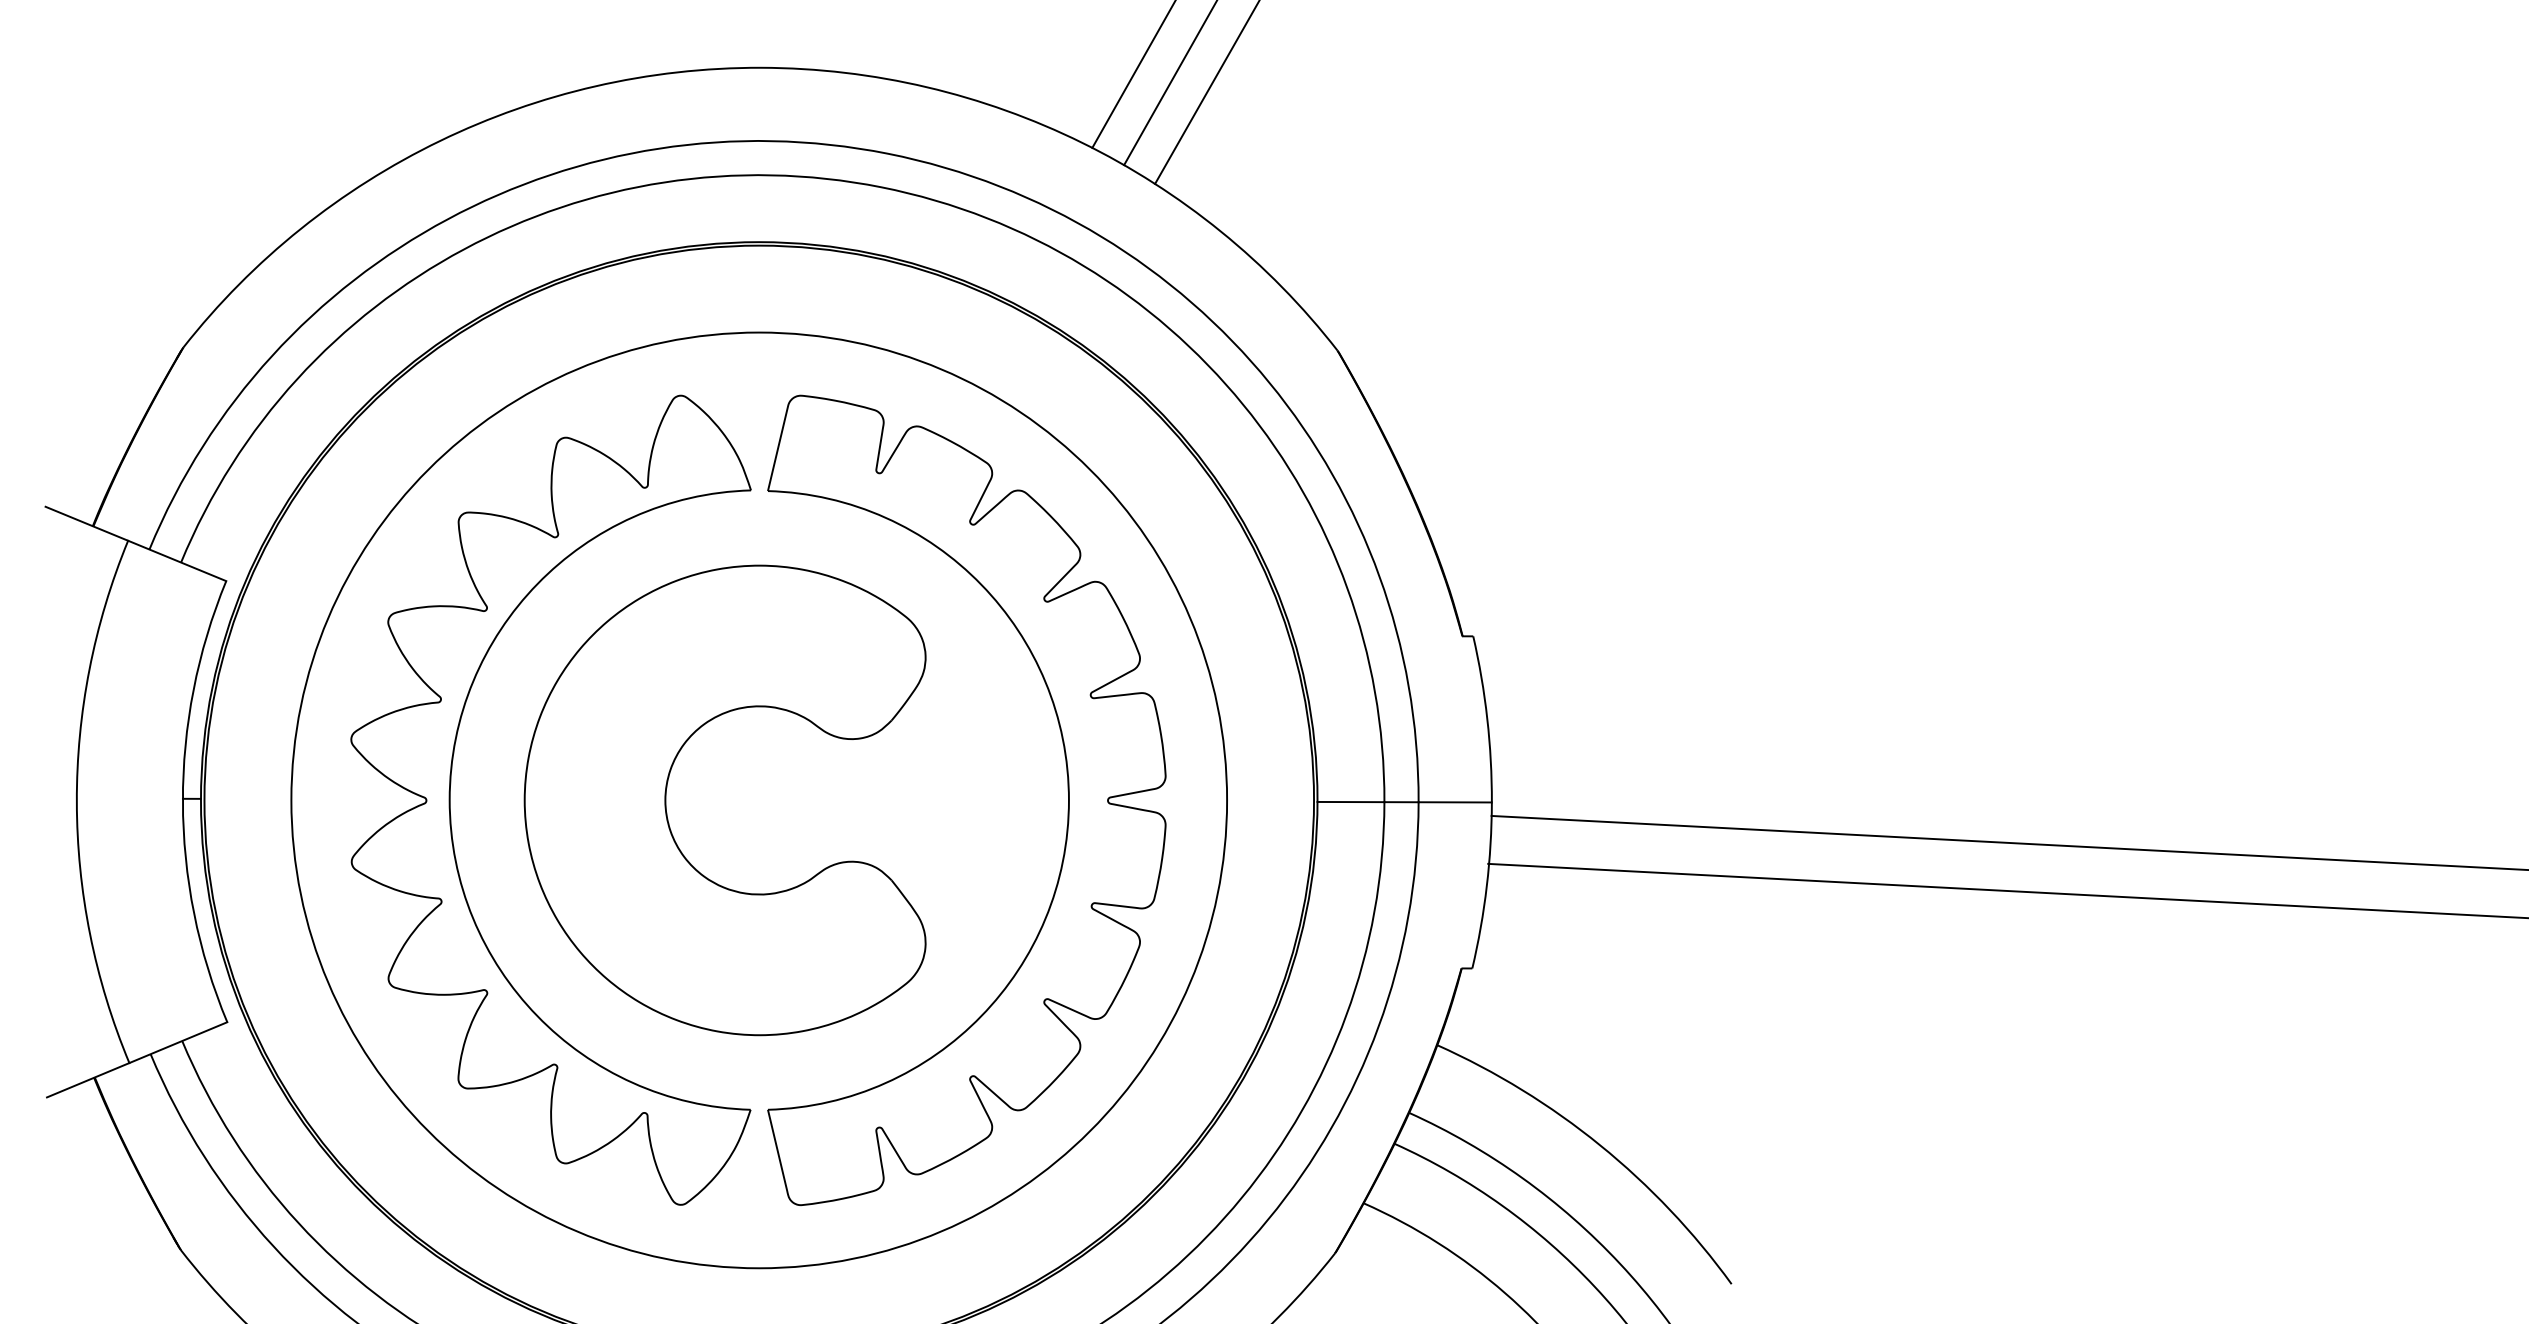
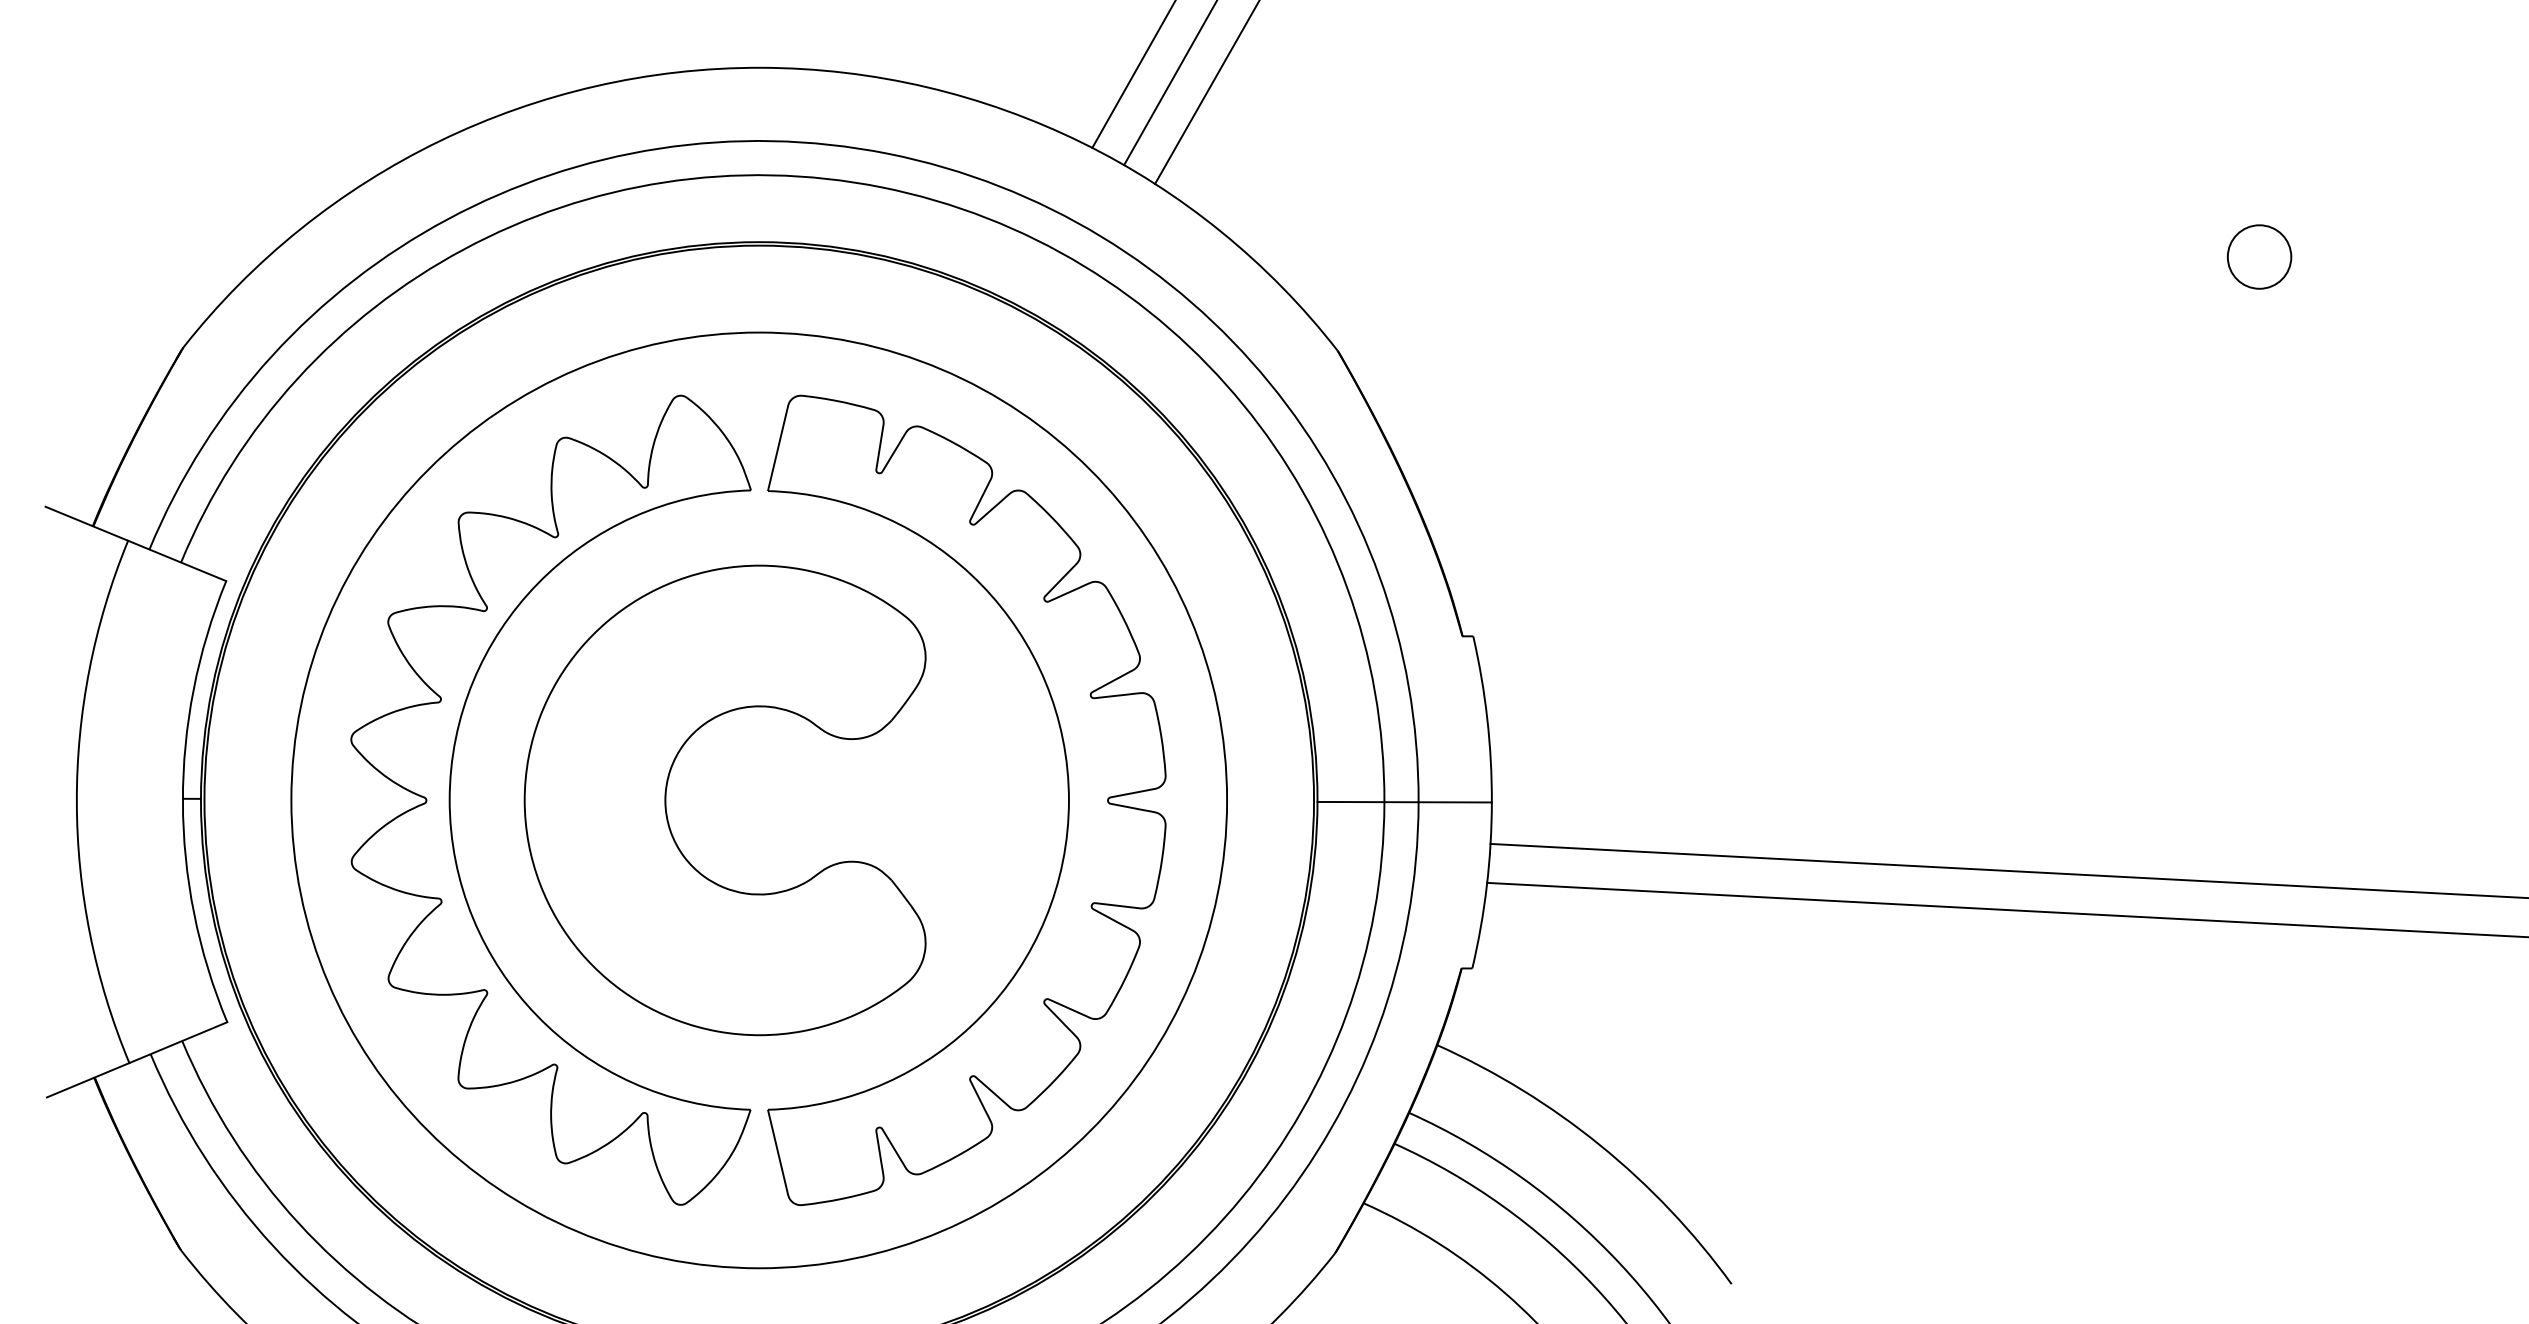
circle: none -> present (2259, 256)
line position: (2008, 842) -> (2007, 870) (2007, 870)
line position: (2006, 890) -> (2006, 909) (2006, 909)
